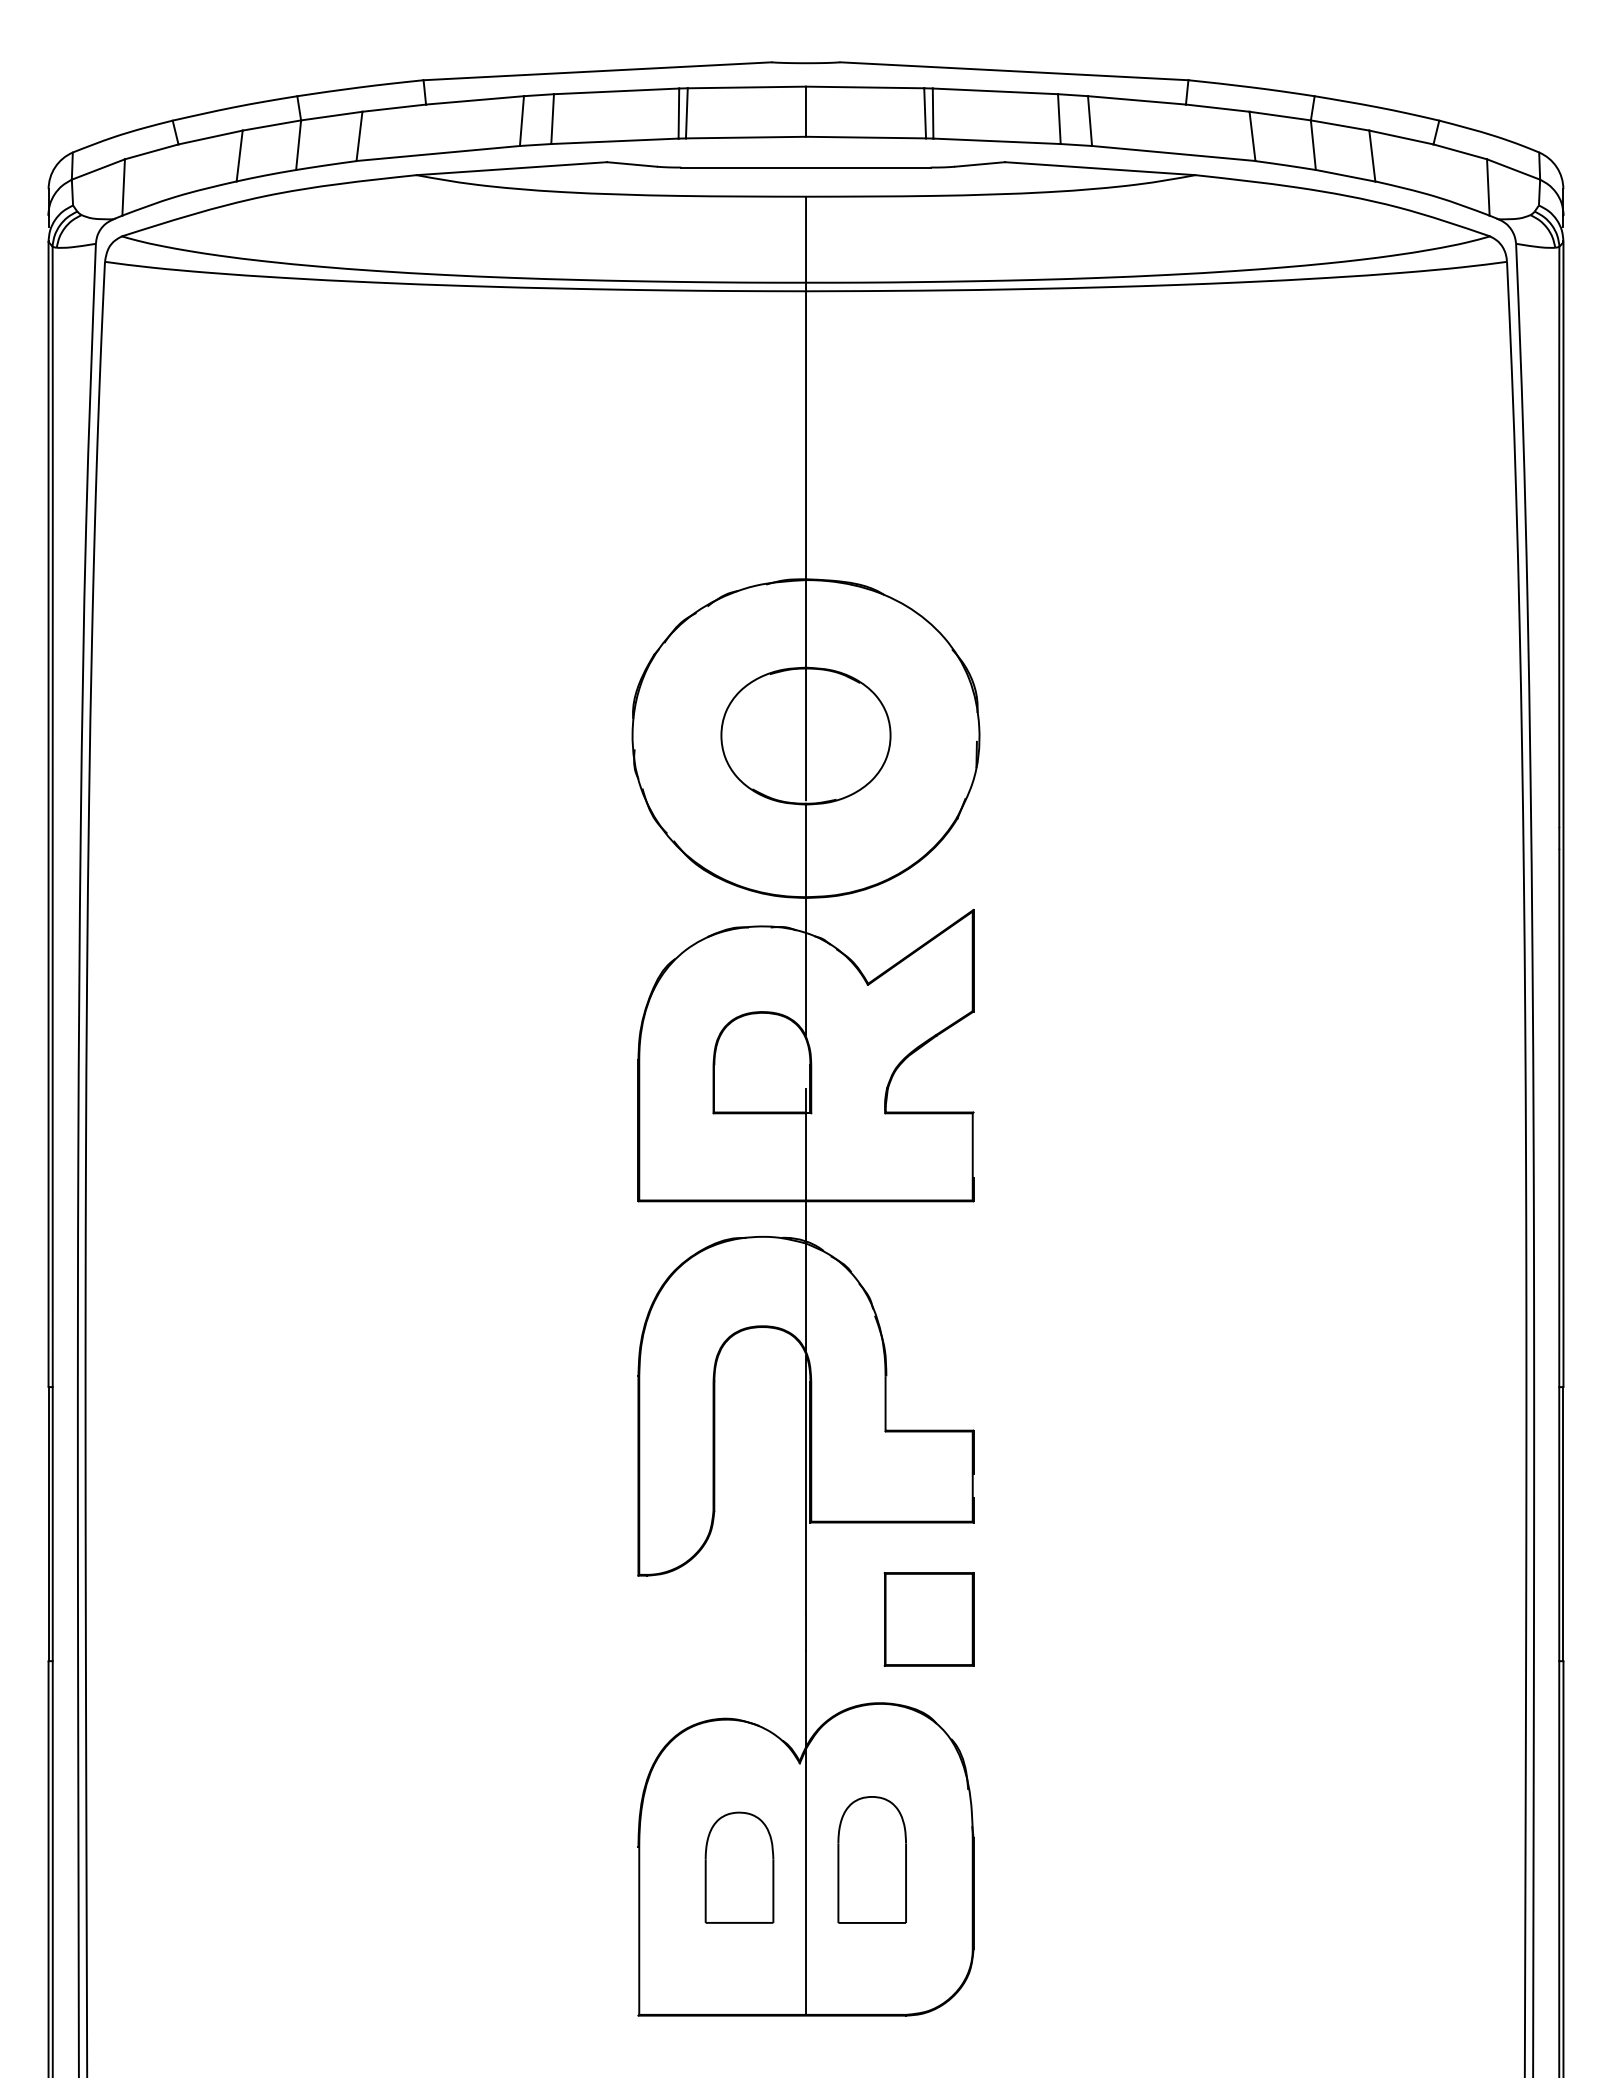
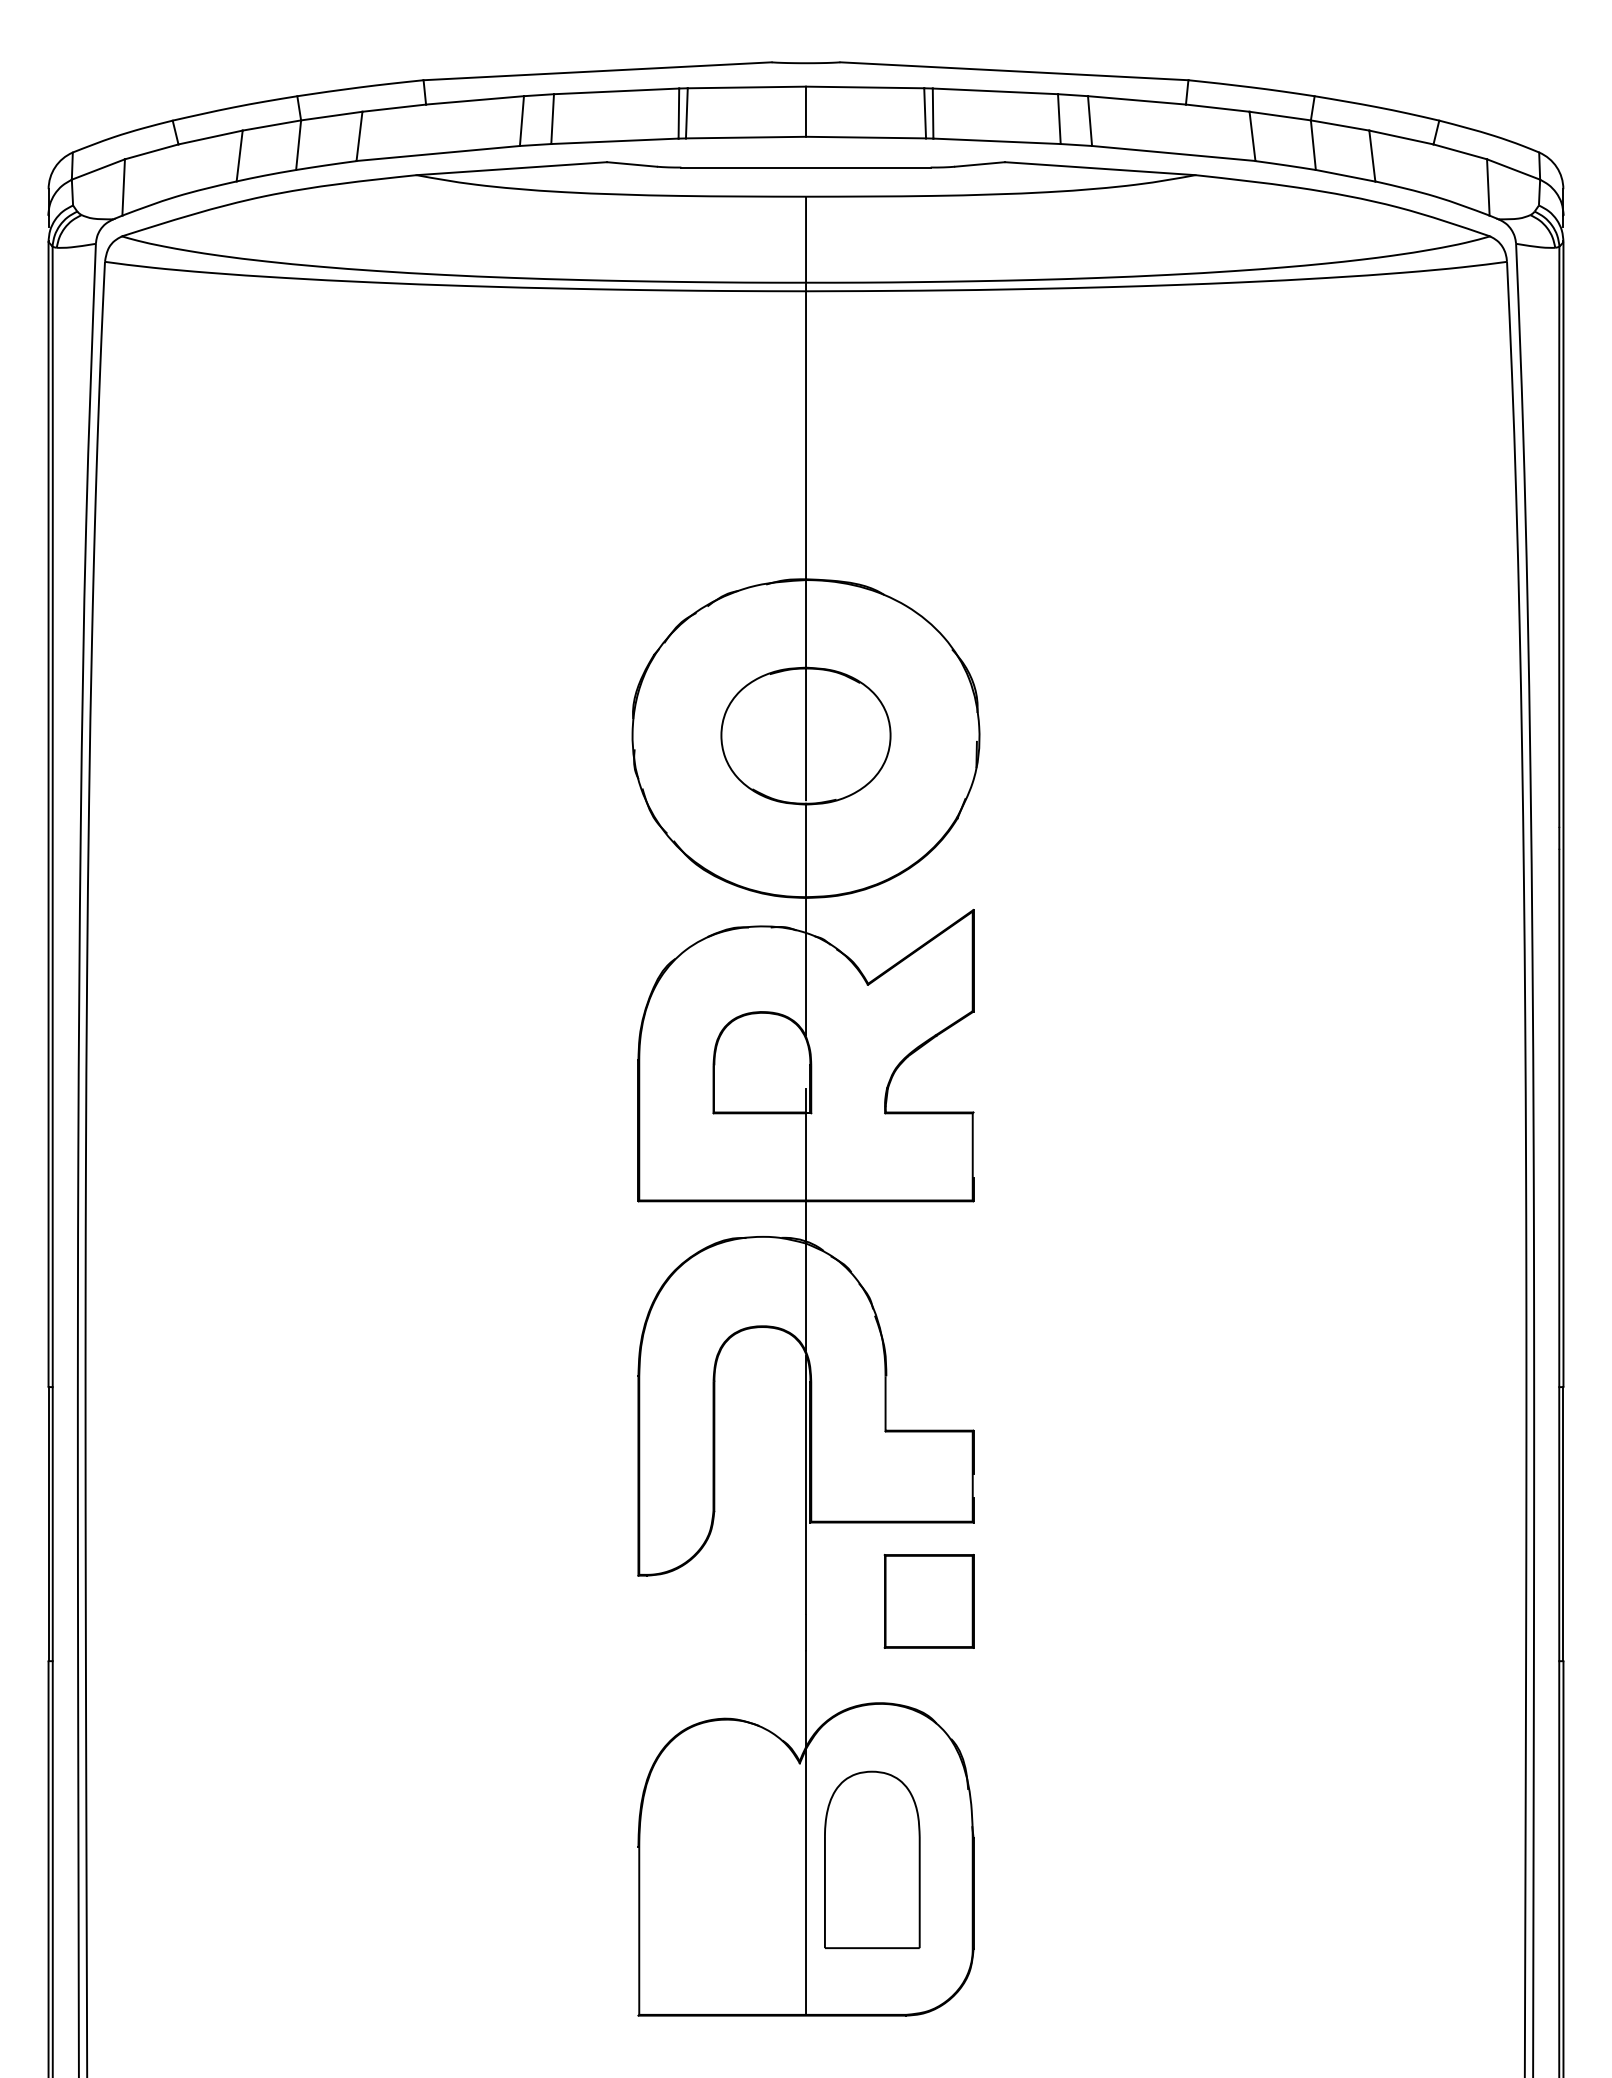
part position: (928, 1619) -> (928, 1601) (928, 1601)
part size: 70x128 px -> 97x179 px (872, 1859)
part: present -> none (739, 1867)
